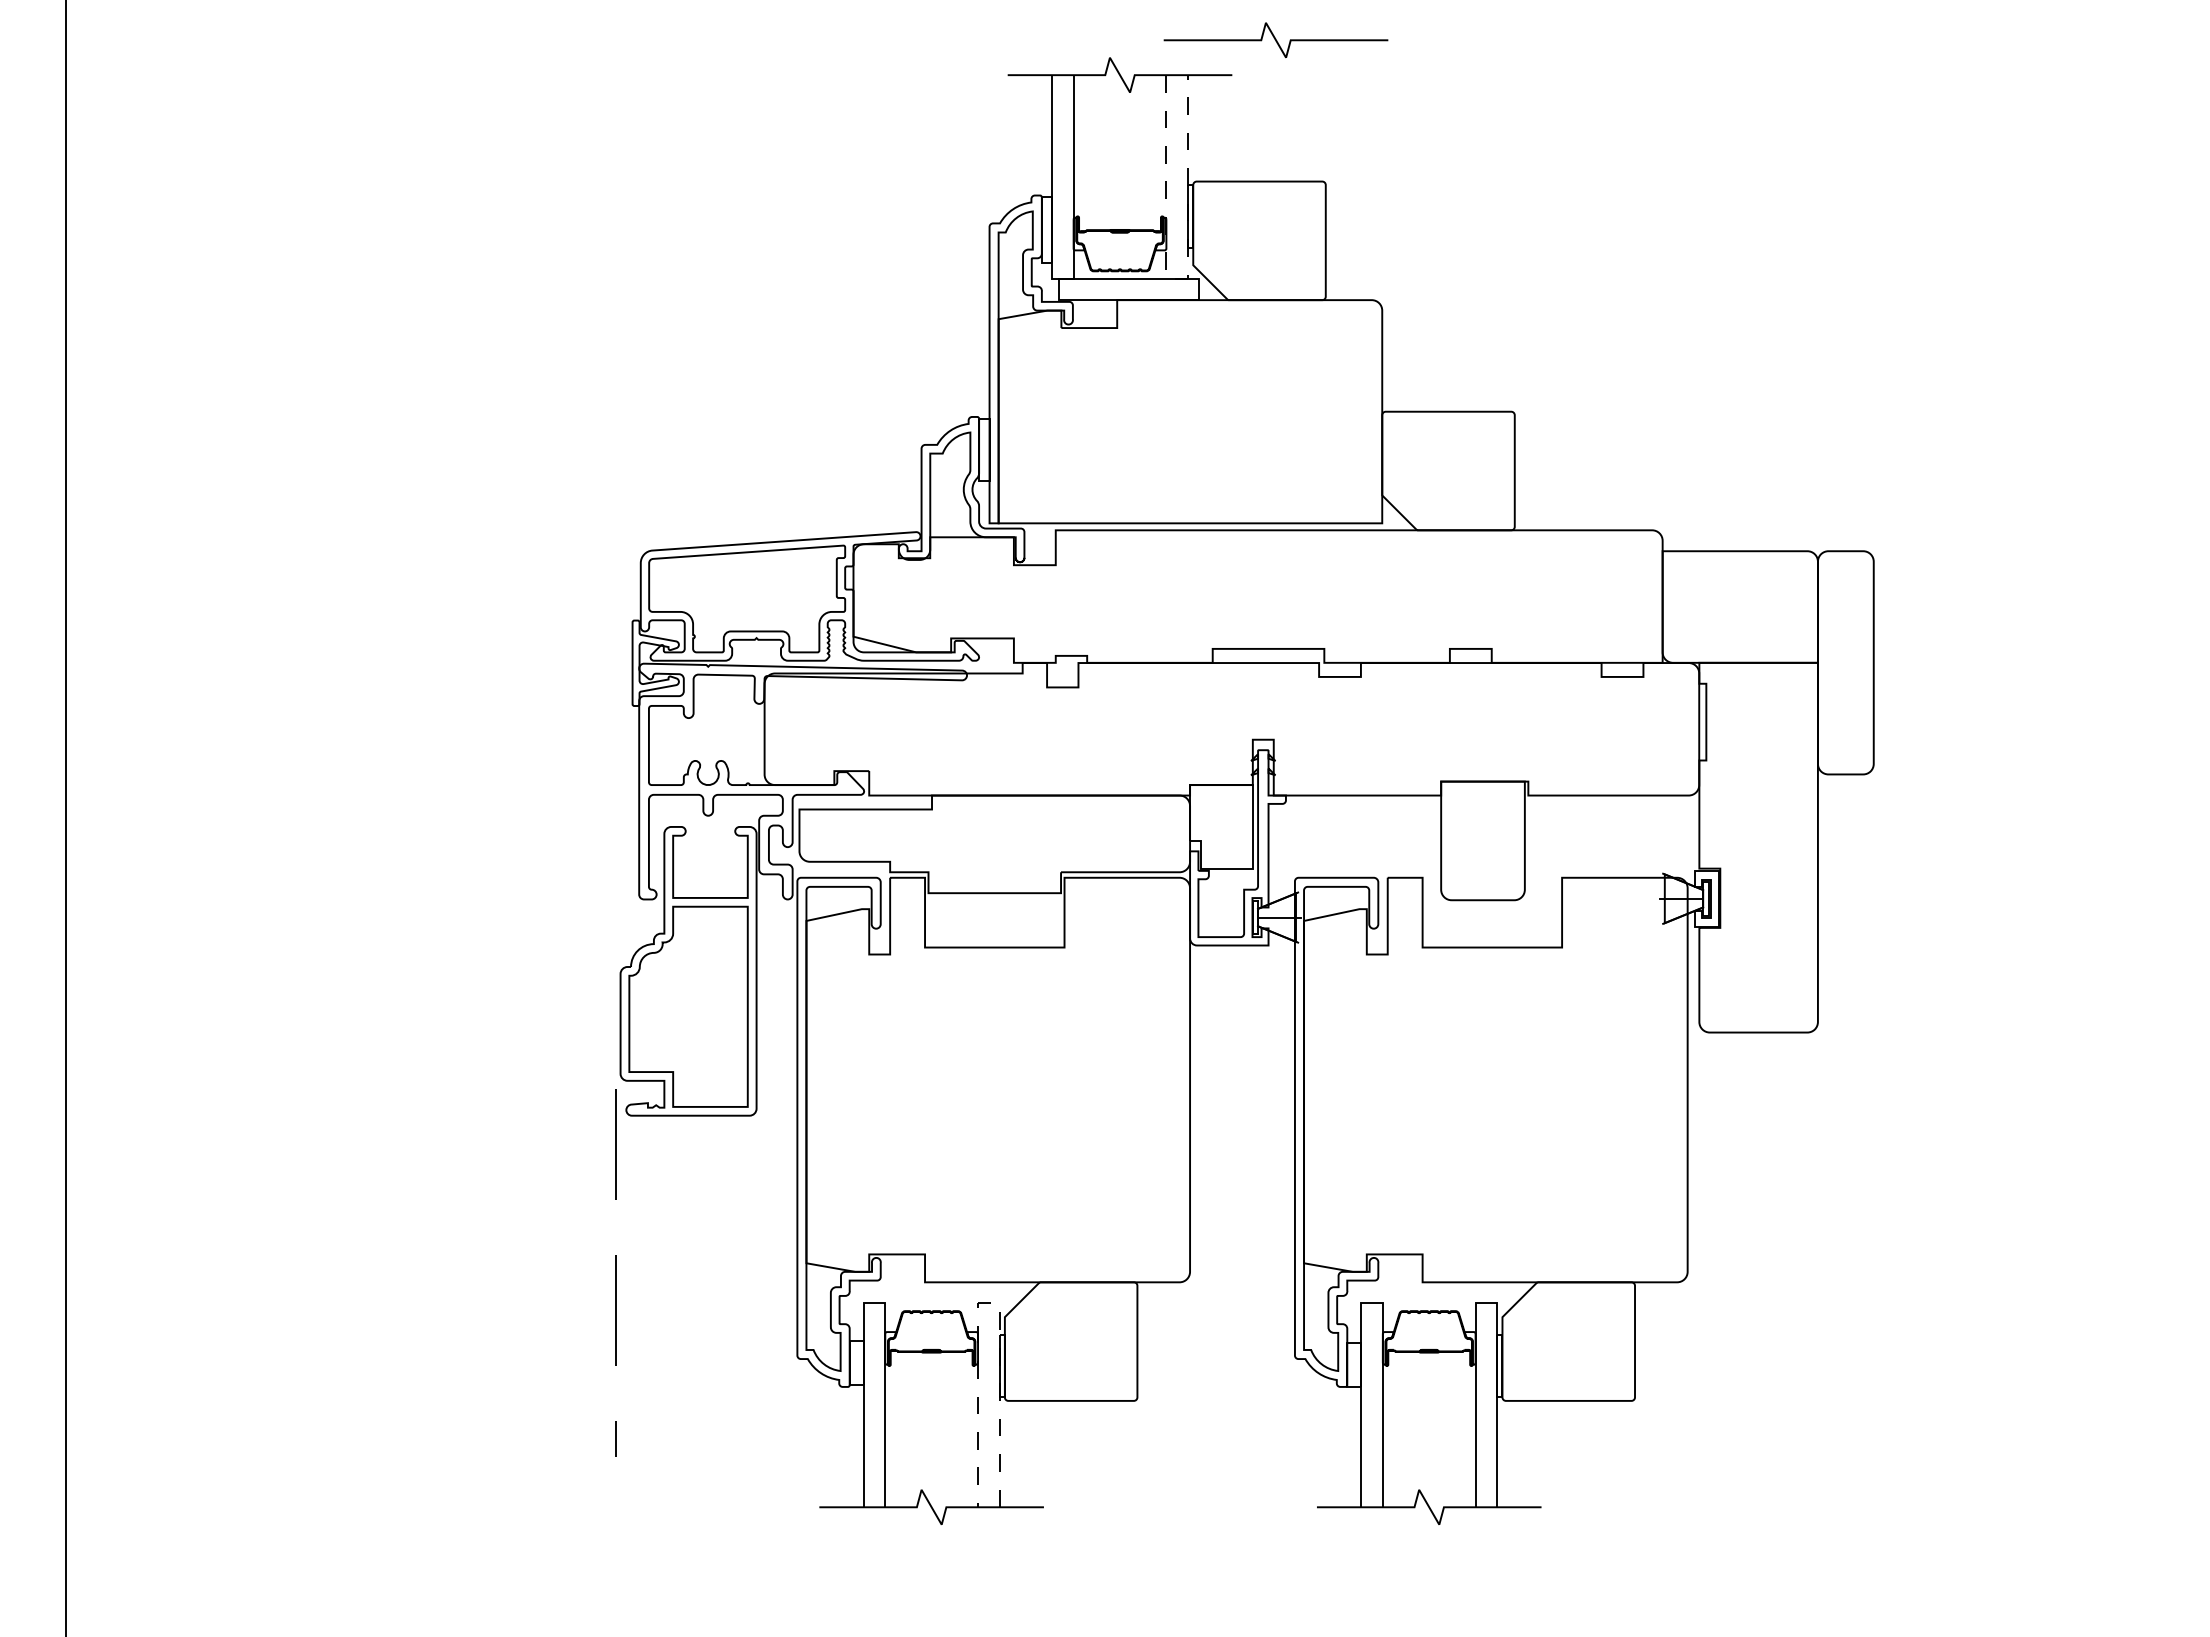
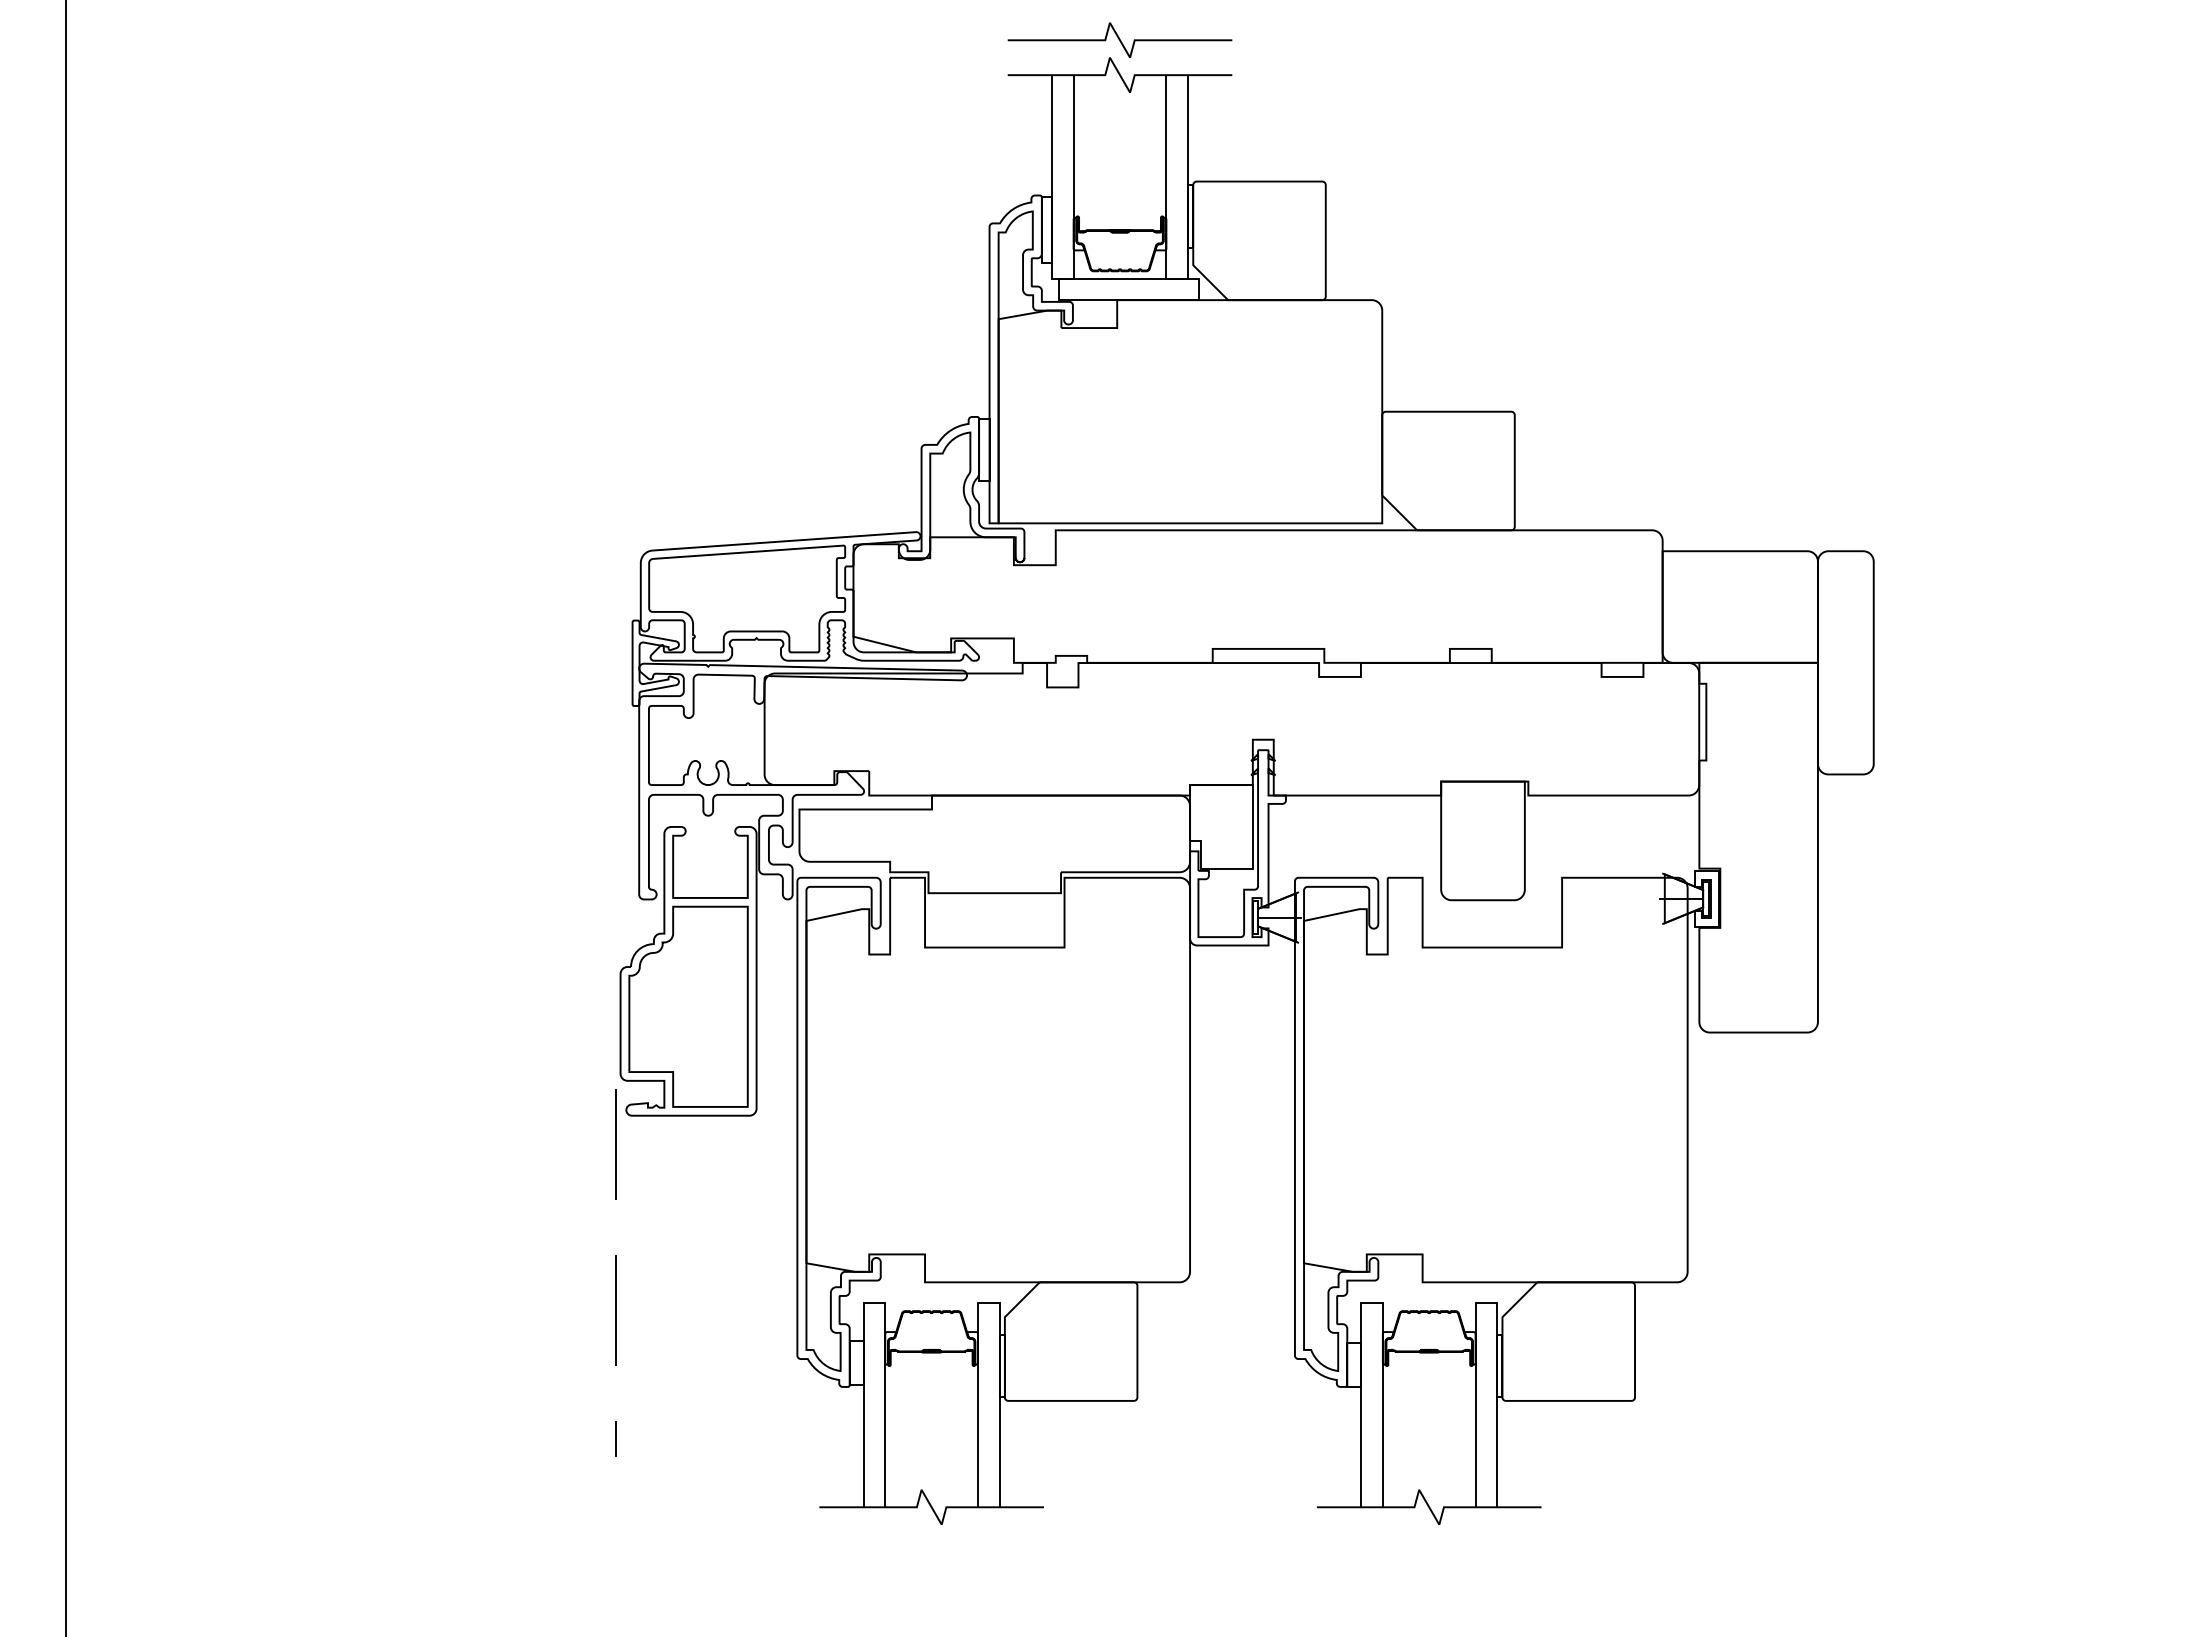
curve position: (1275, 40) -> (1119, 40) (1119, 40)
line: dashed -> solid (1177, 279)
line: dashed -> solid (988, 1303)
